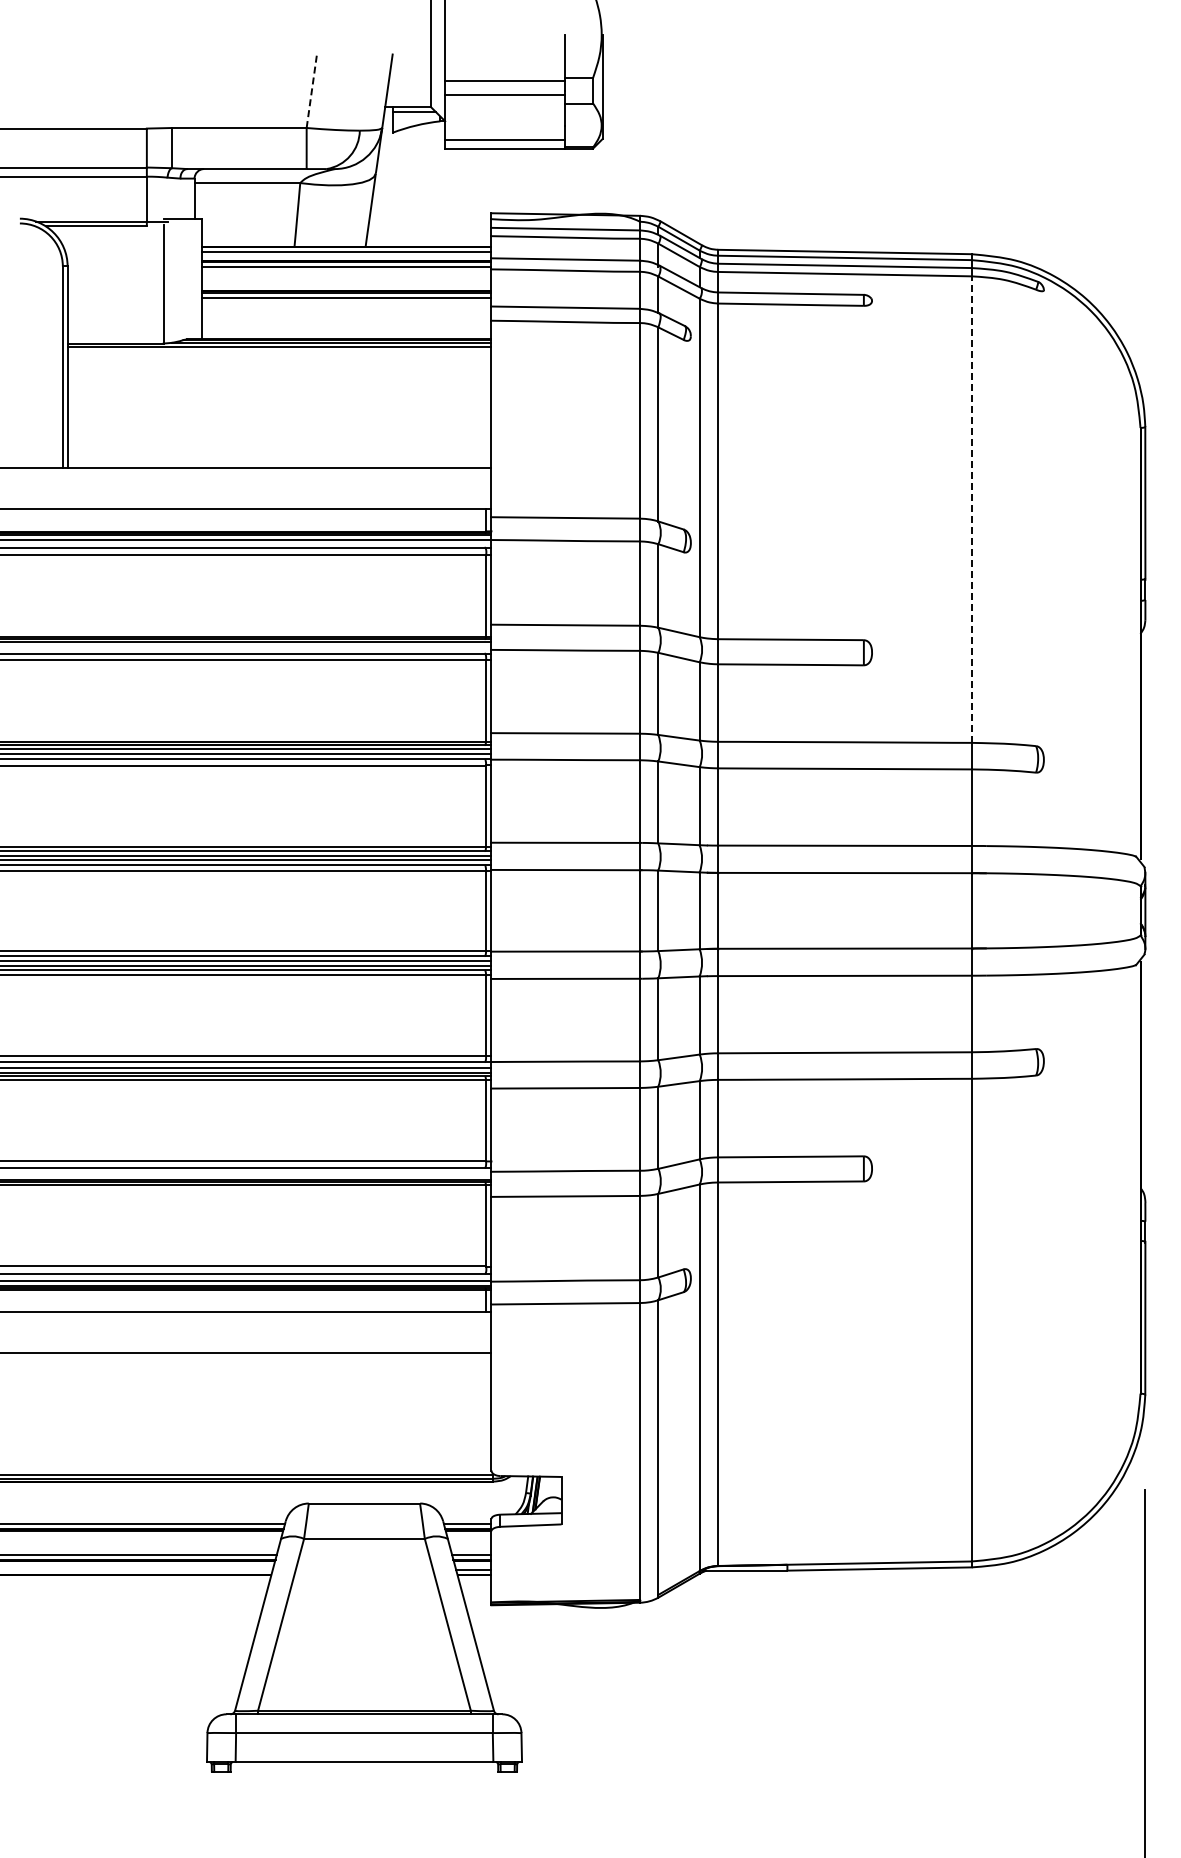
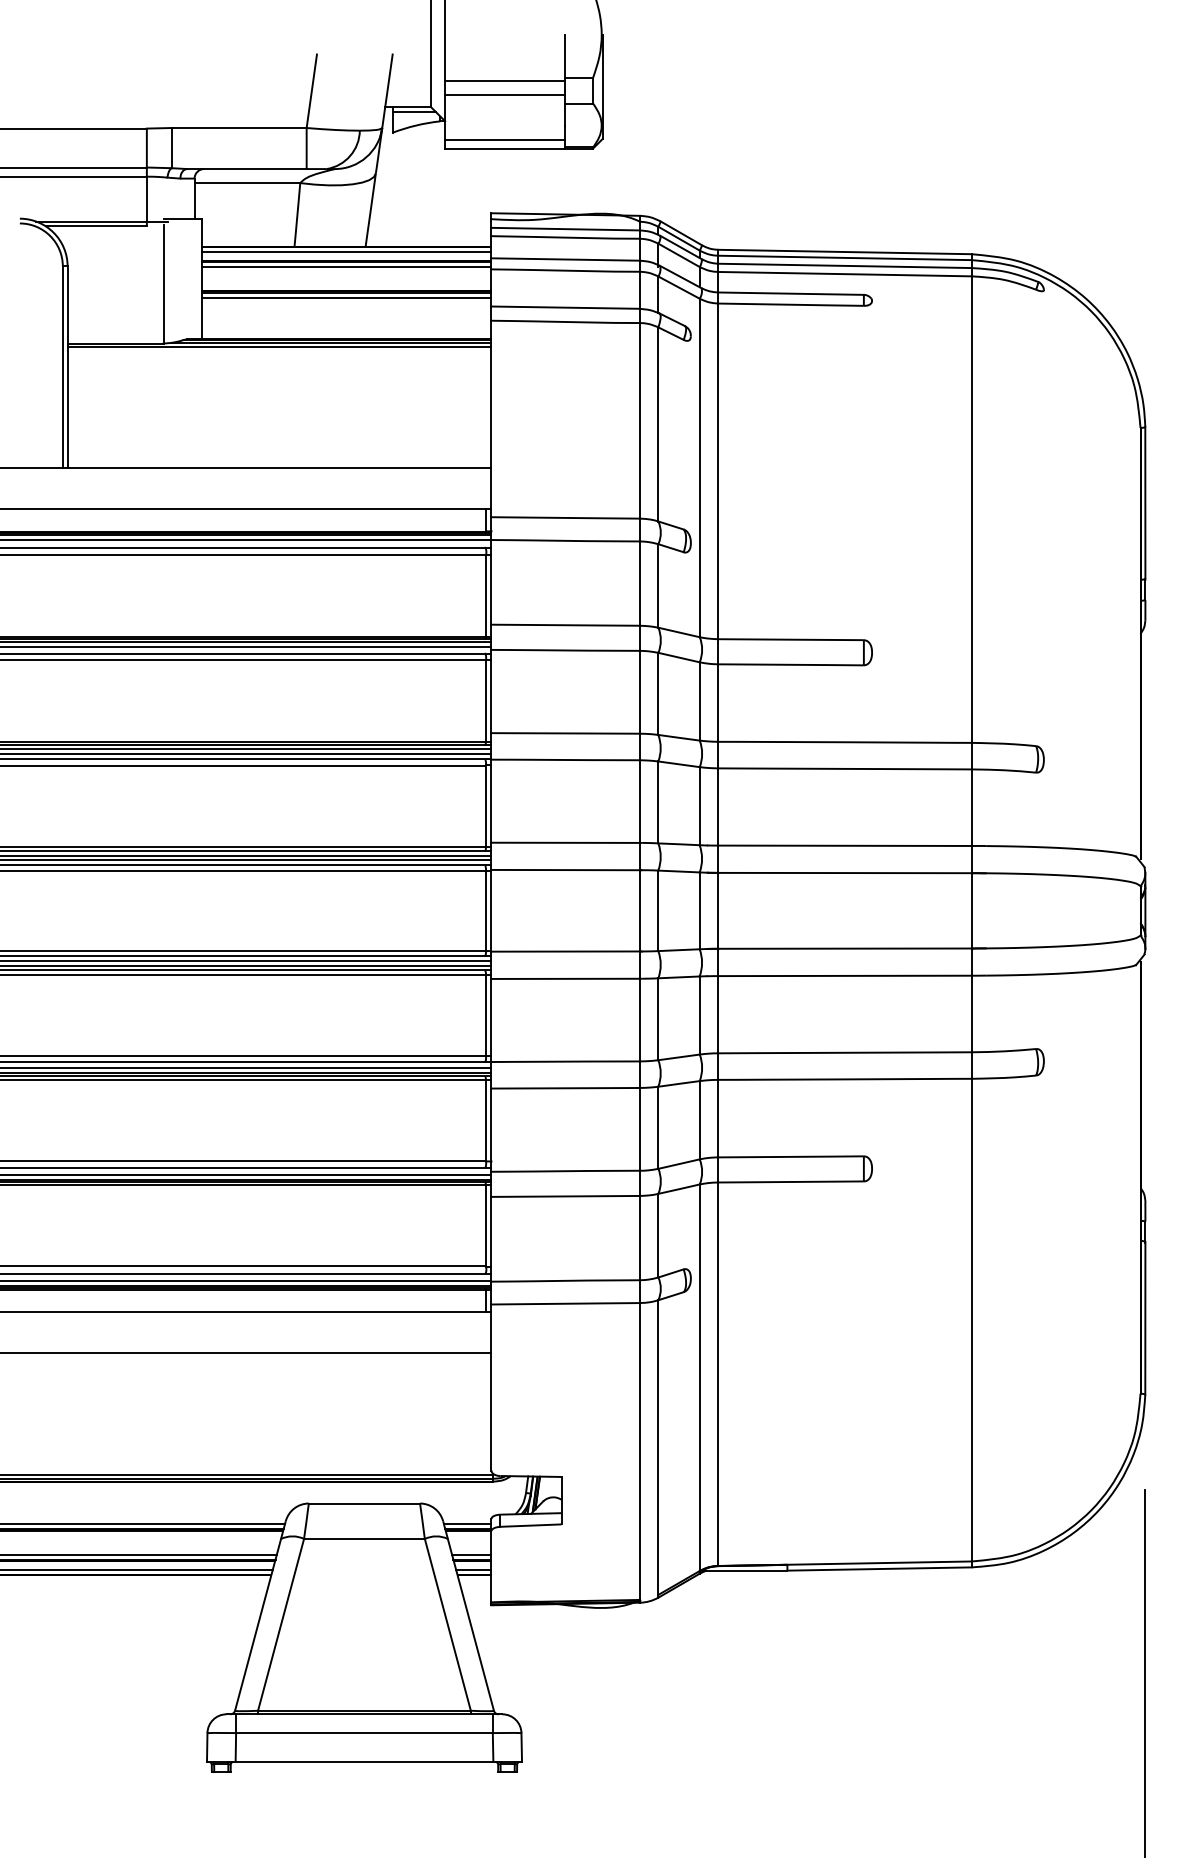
line: dashed -> solid (311, 90)
line: dashed -> solid (971, 509)
line: none -> present (246, 646)
line: none -> present (246, 1174)
line: none -> present (137, 1569)
